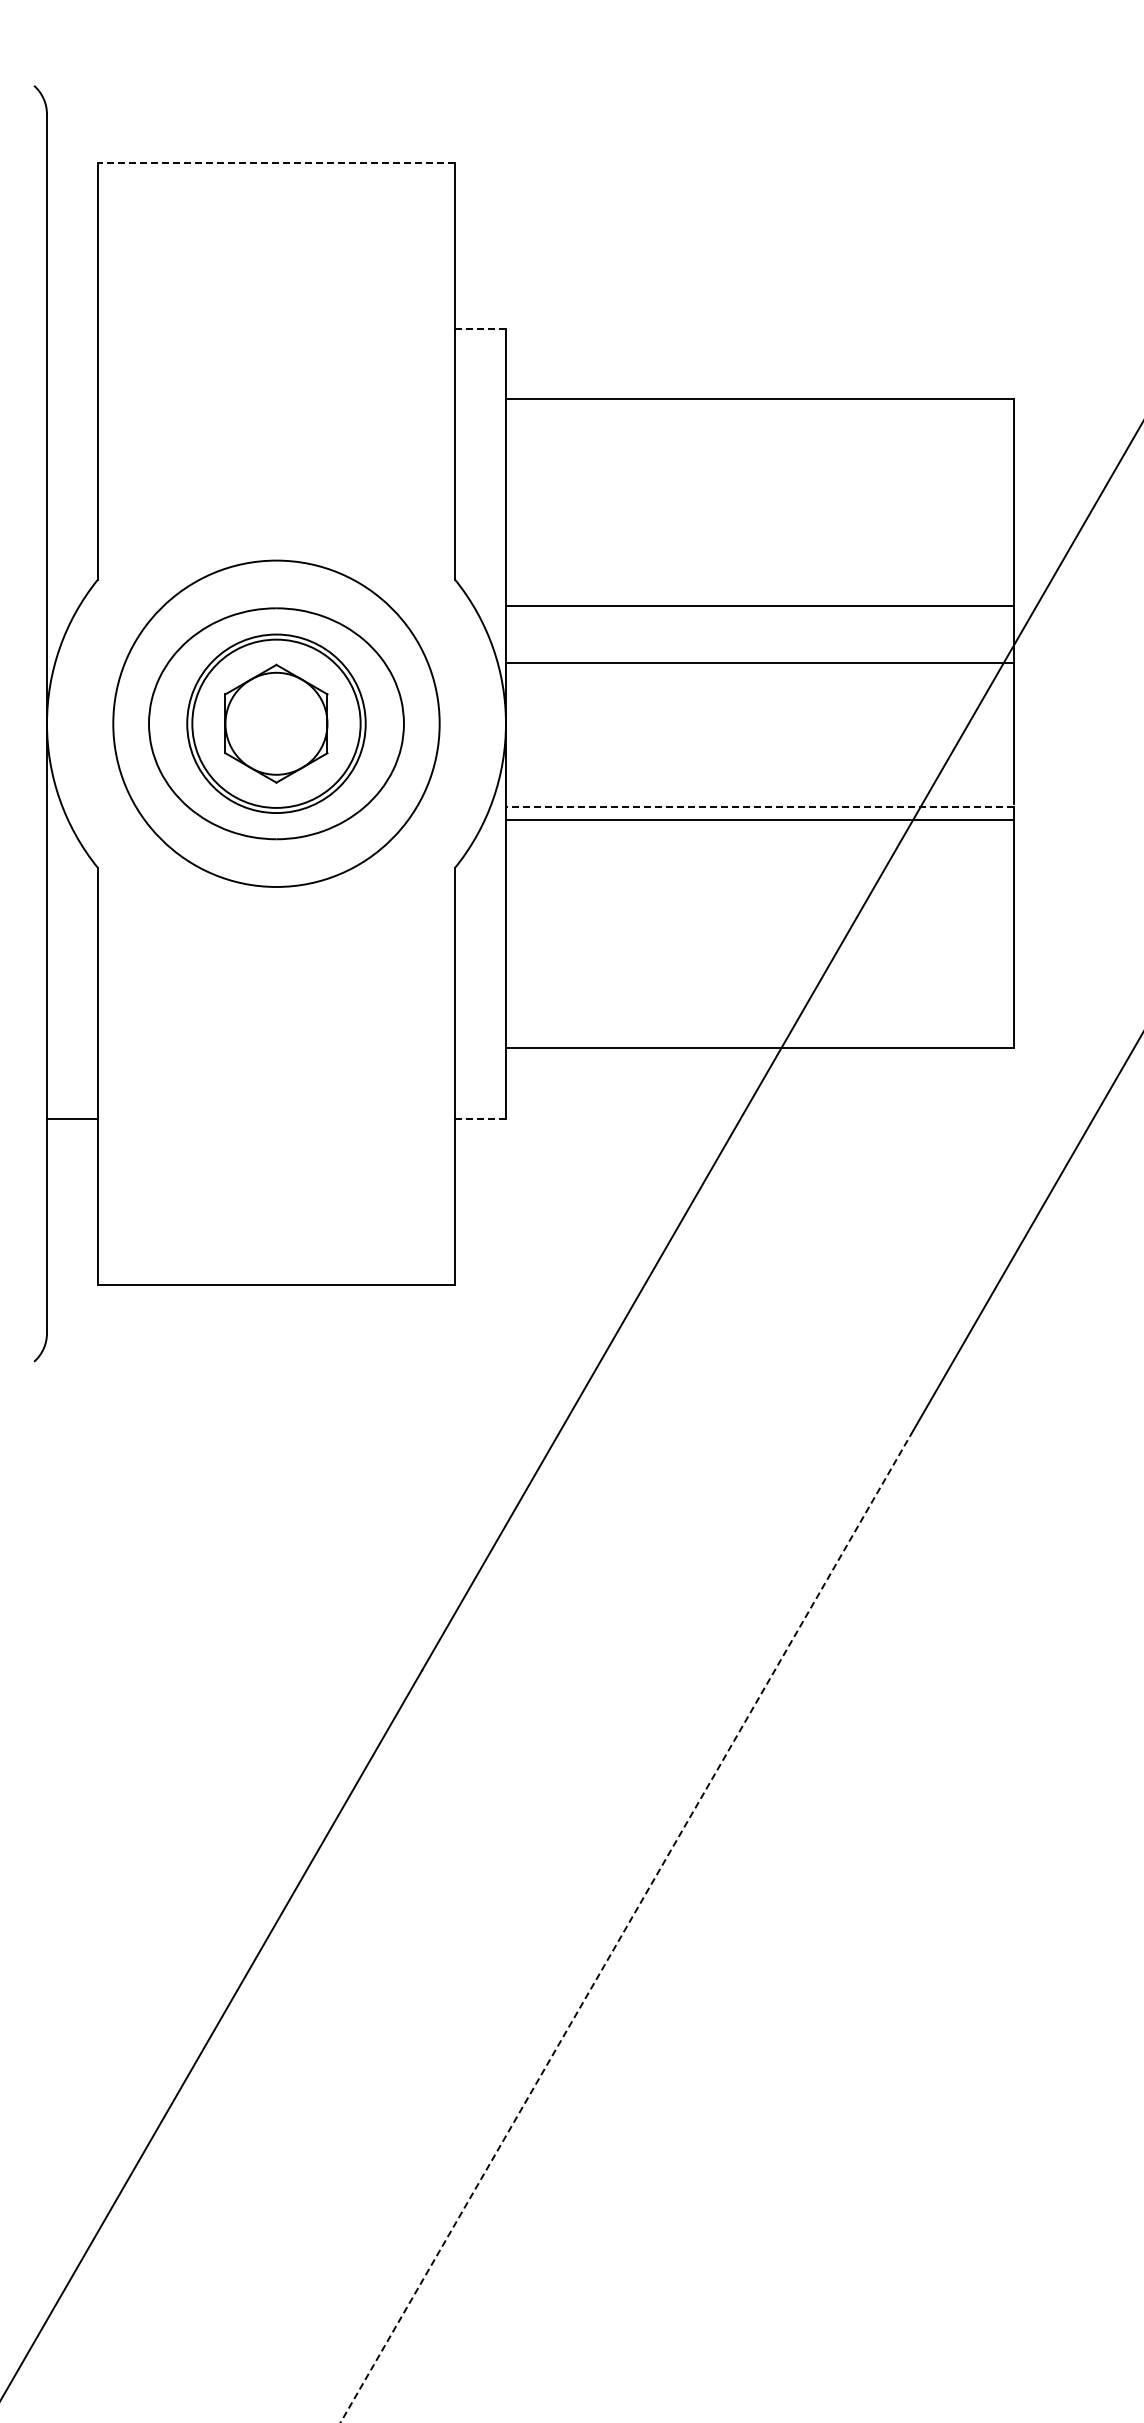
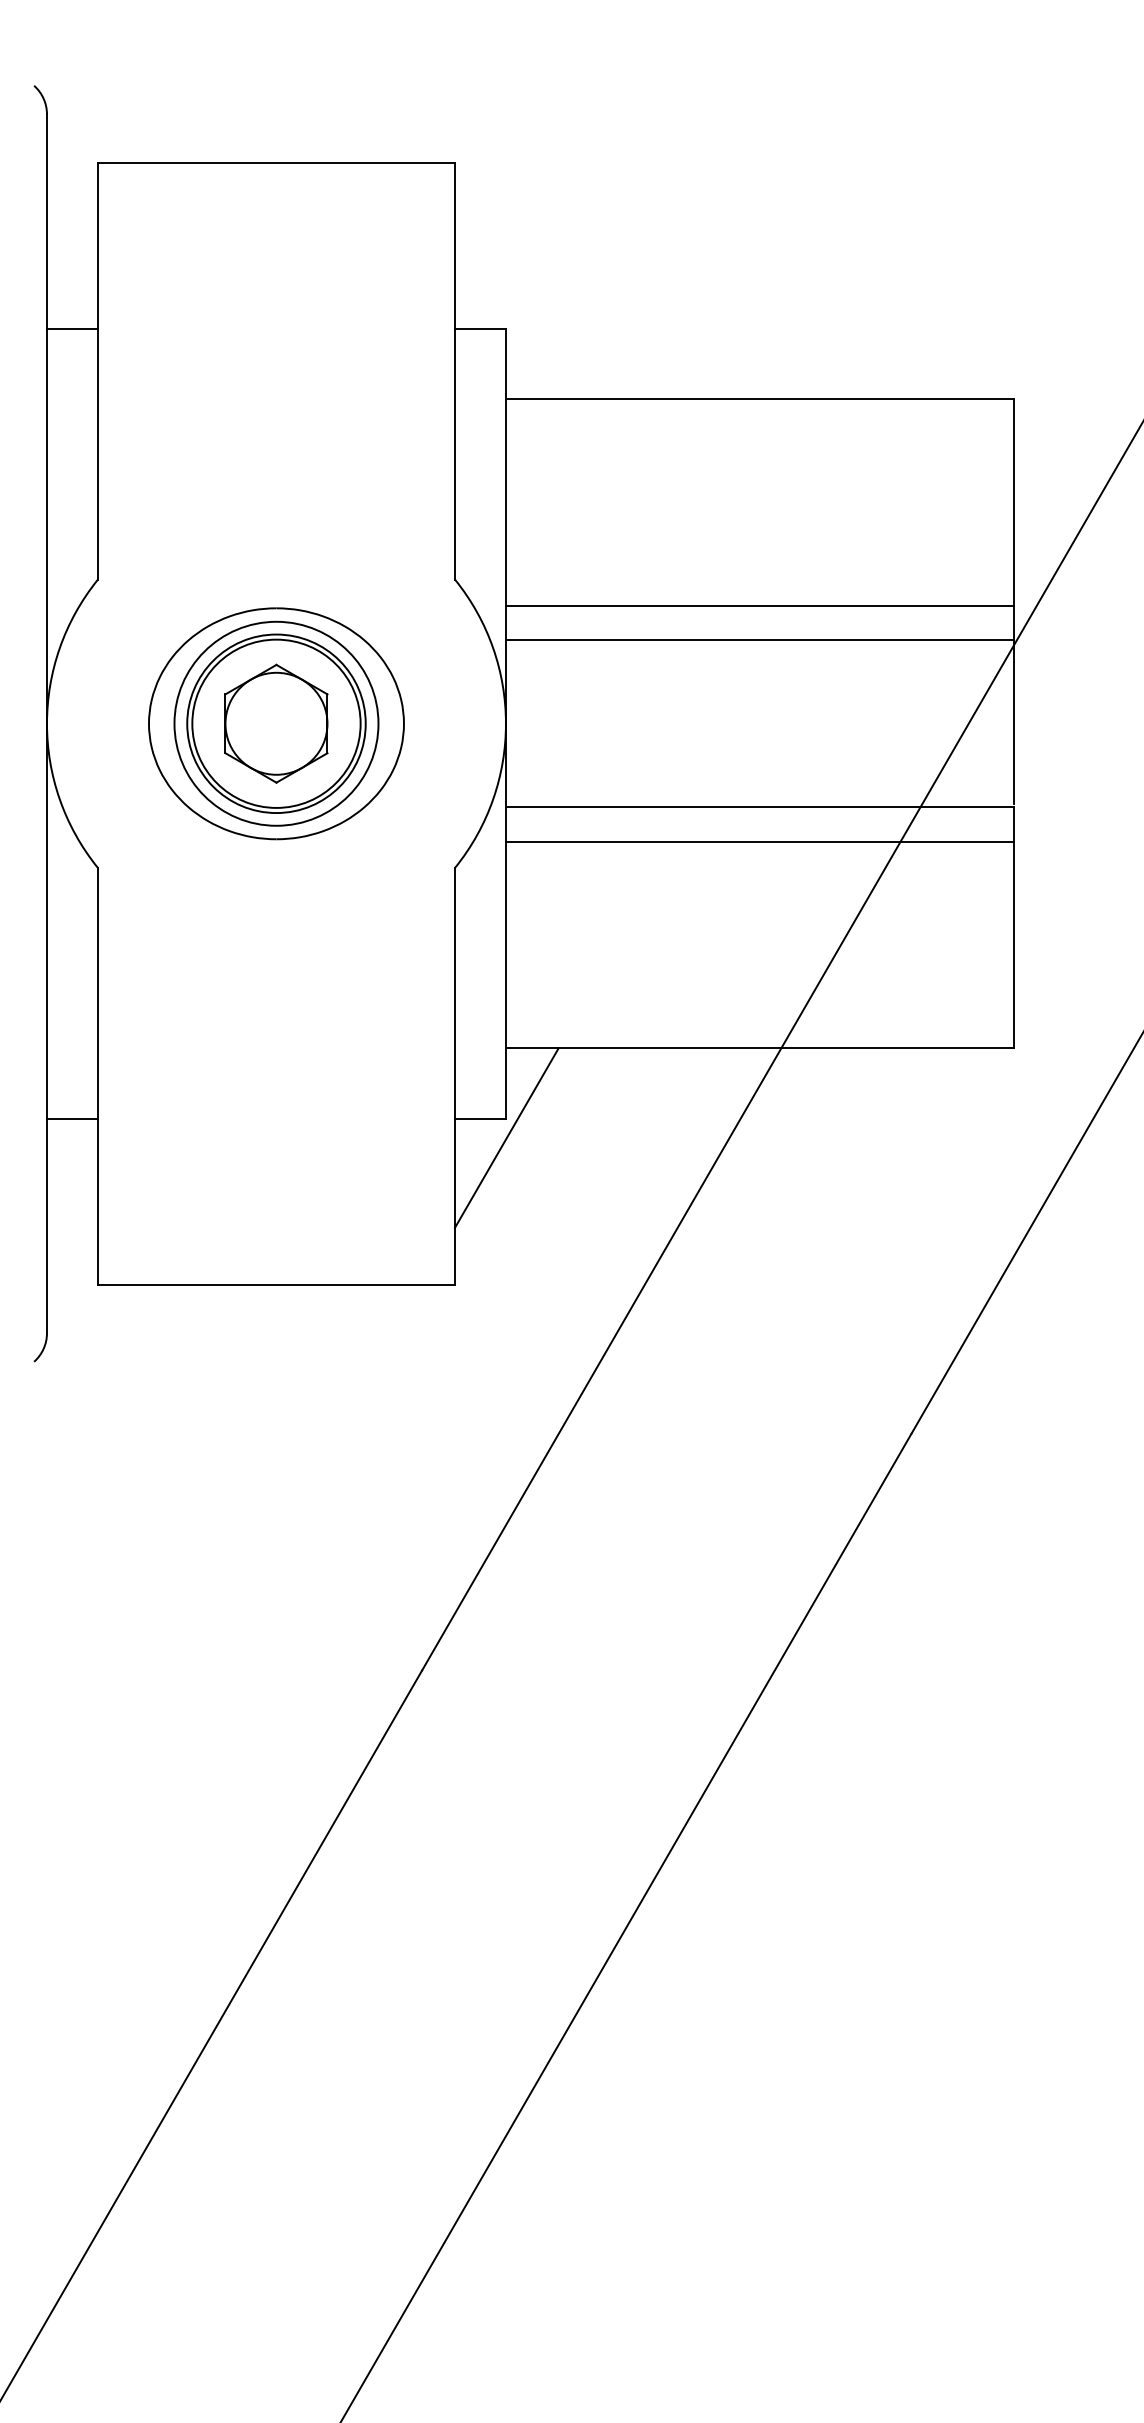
line: dashed -> solid (275, 162)
line: none -> present (72, 328)
line: dashed -> solid (479, 328)
line position: (759, 663) -> (759, 640) (759, 640)
circle diameter: 326 px -> 204 px (276, 723)
line: dashed -> solid (759, 807)
line position: (759, 819) -> (759, 841) (759, 841)
line: dashed -> solid (479, 1119)
line: none -> present (506, 1137)
line: dashed -> solid (626, 1928)
